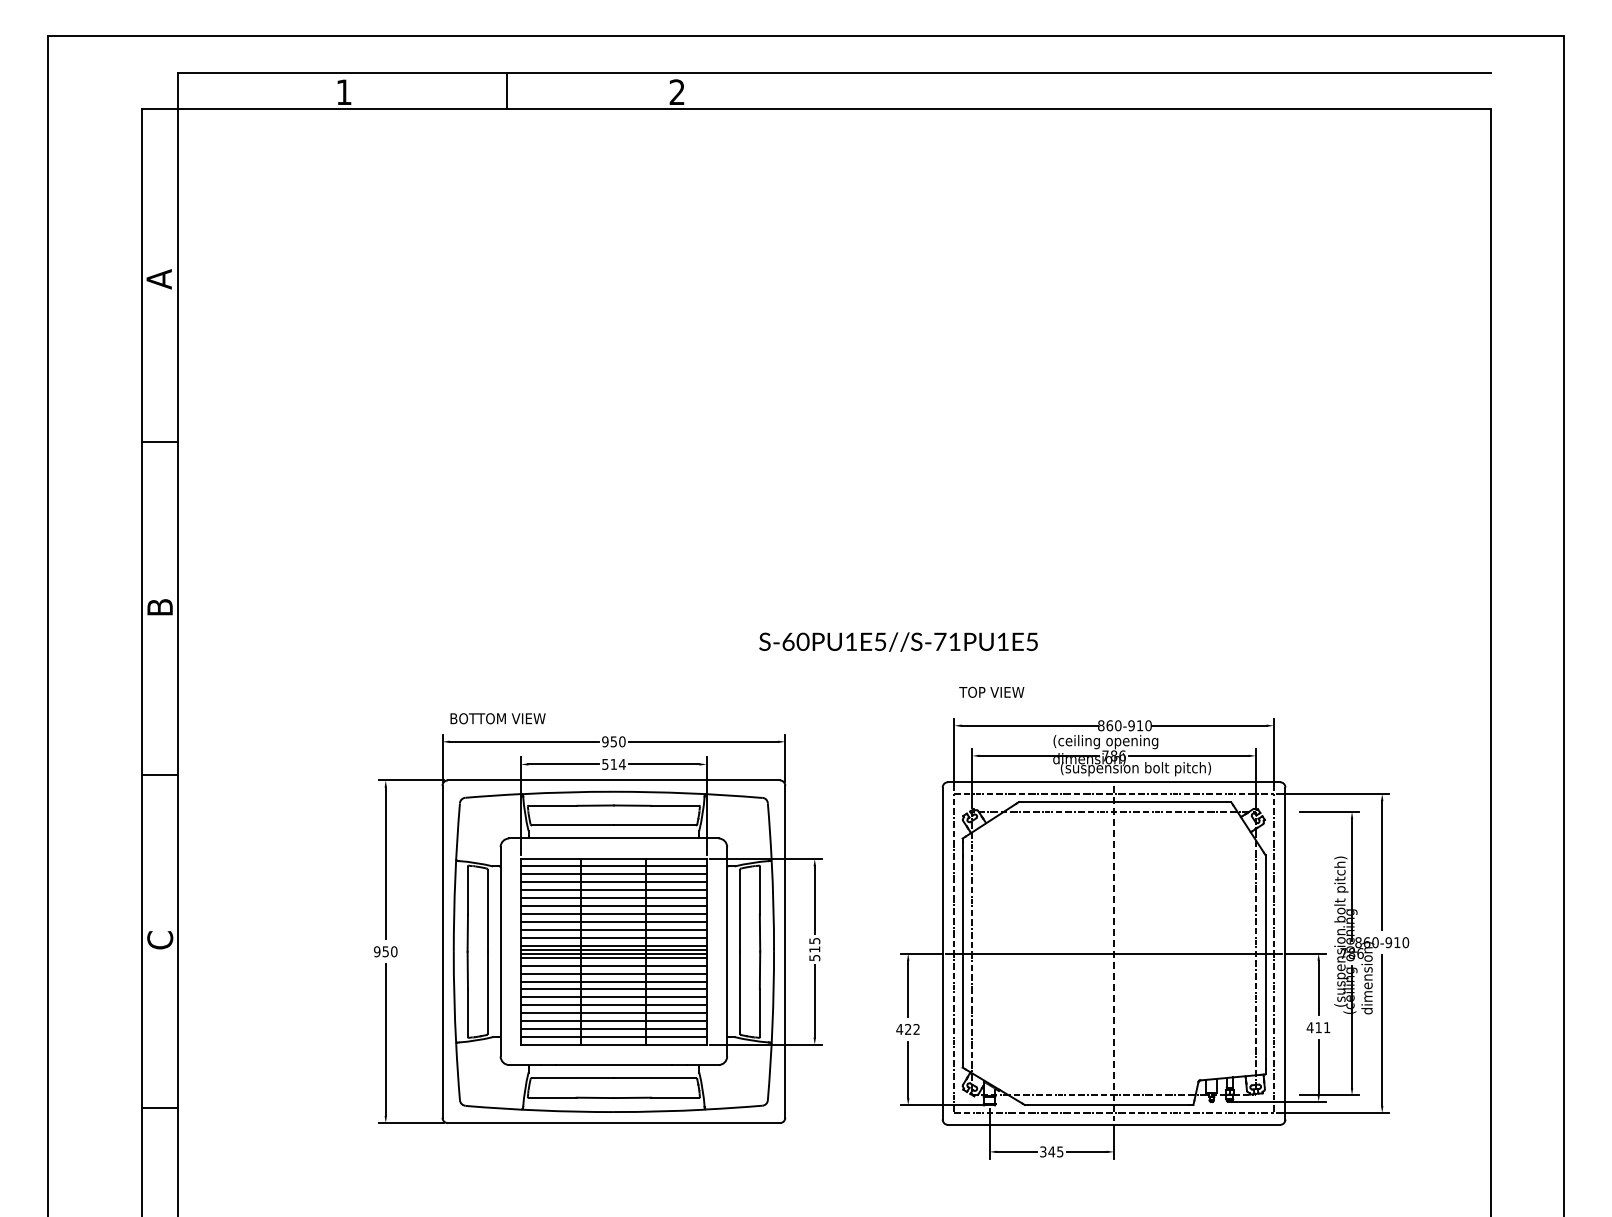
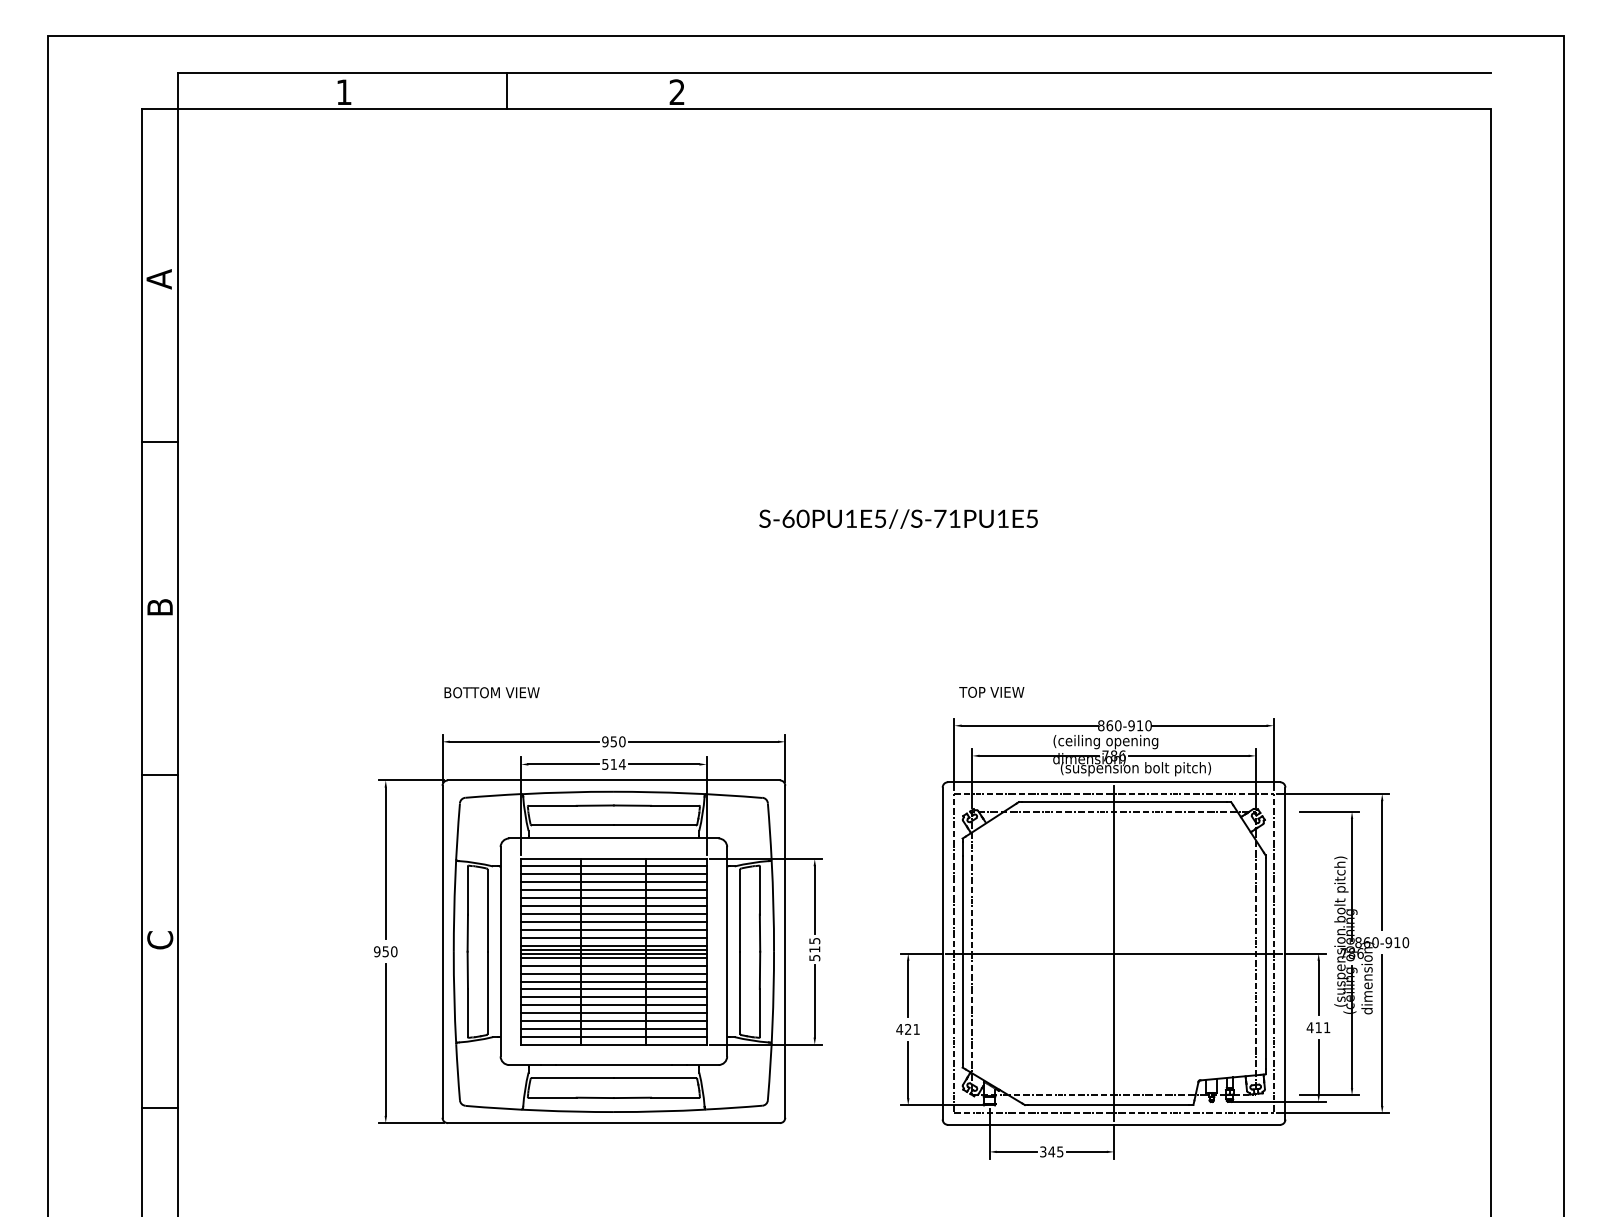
text position: (898, 641) -> (898, 518) (898, 518)
text position: (497, 718) -> (491, 692) (491, 692)
line: dashed -> solid (1114, 953)
text: 422 -> 421 (916, 1029)
